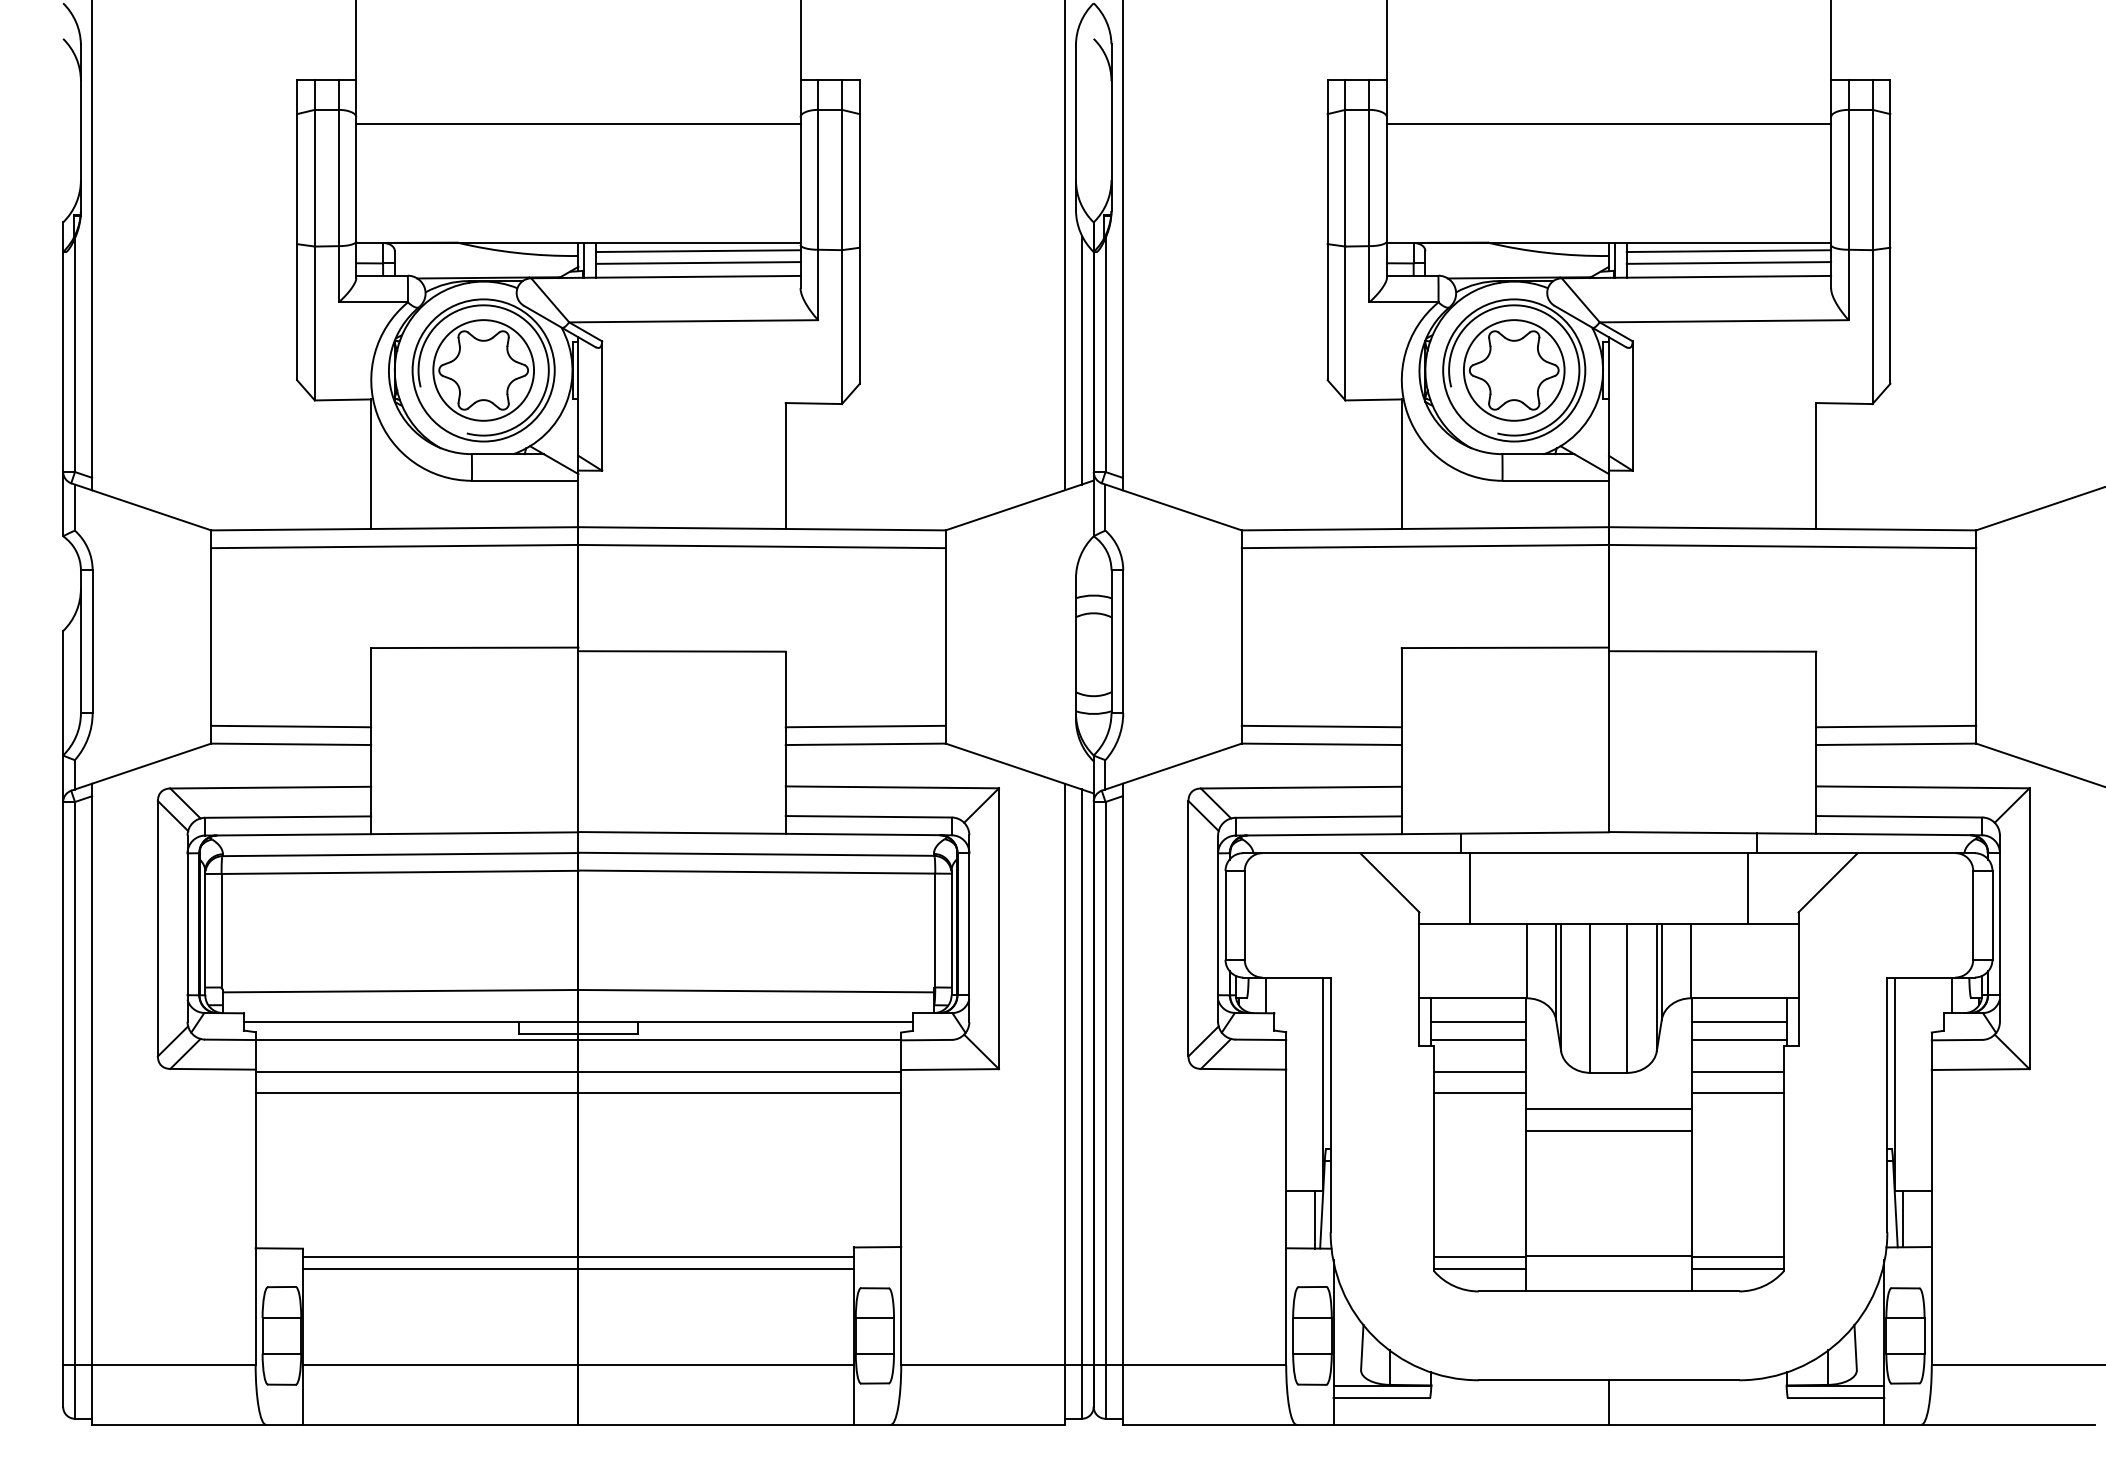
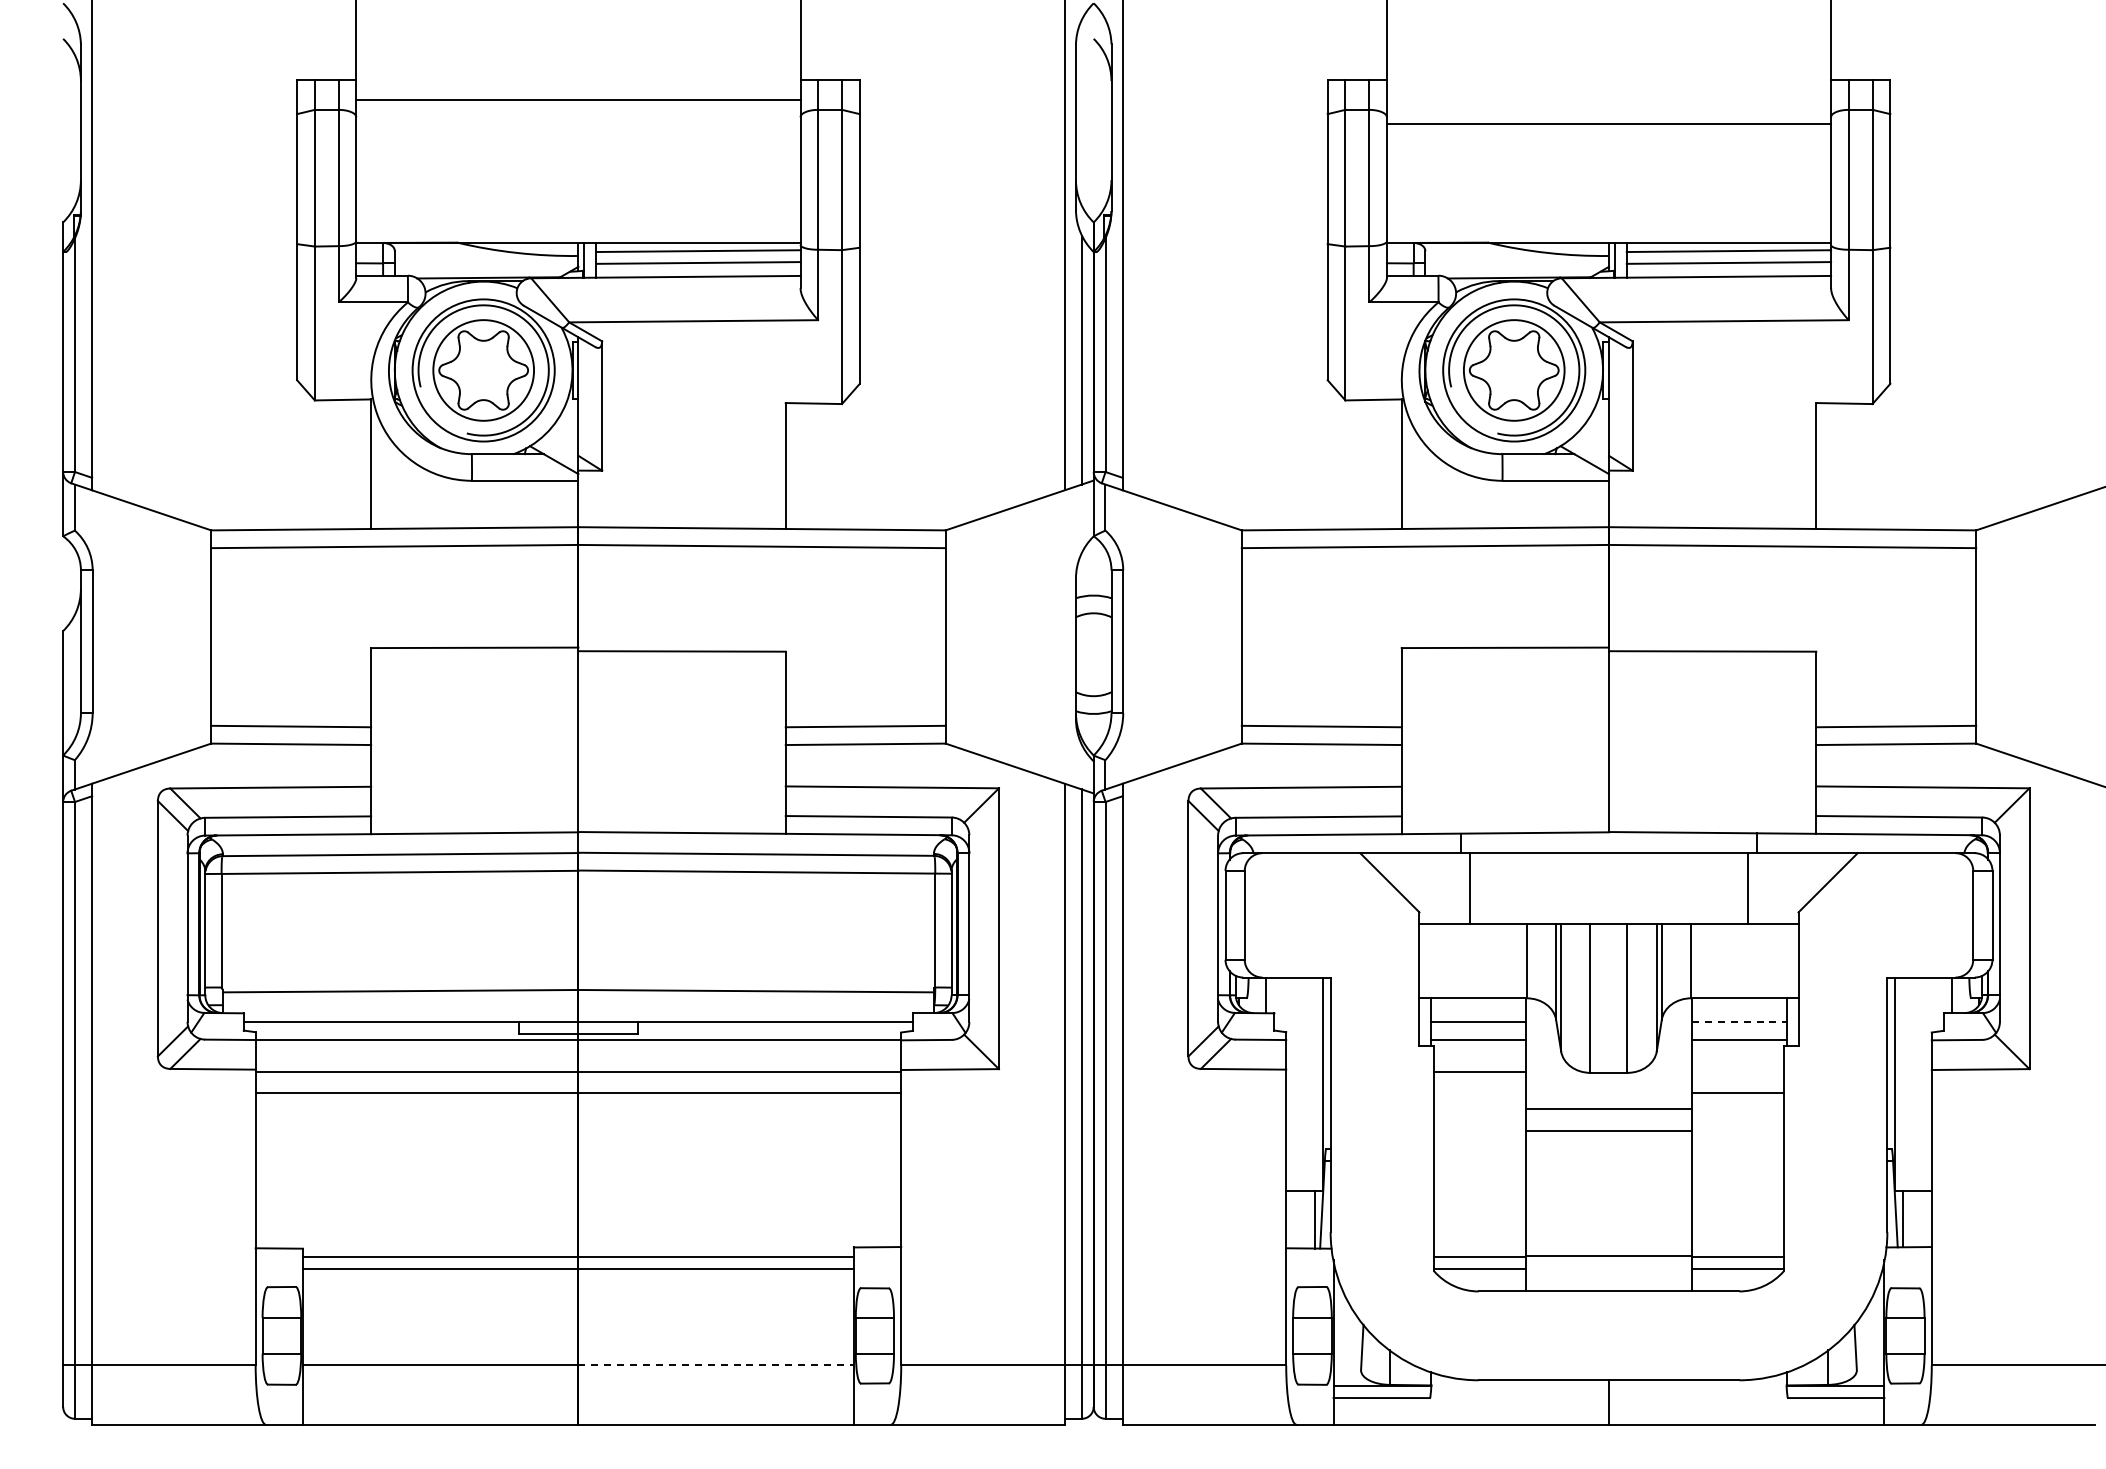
line position: (578, 124) -> (578, 100) (578, 100)
line: solid -> dashed (1739, 1021)
line: present -> none (1737, 1071)
line: present -> none (1480, 1092)
line: solid -> dashed (716, 1365)
